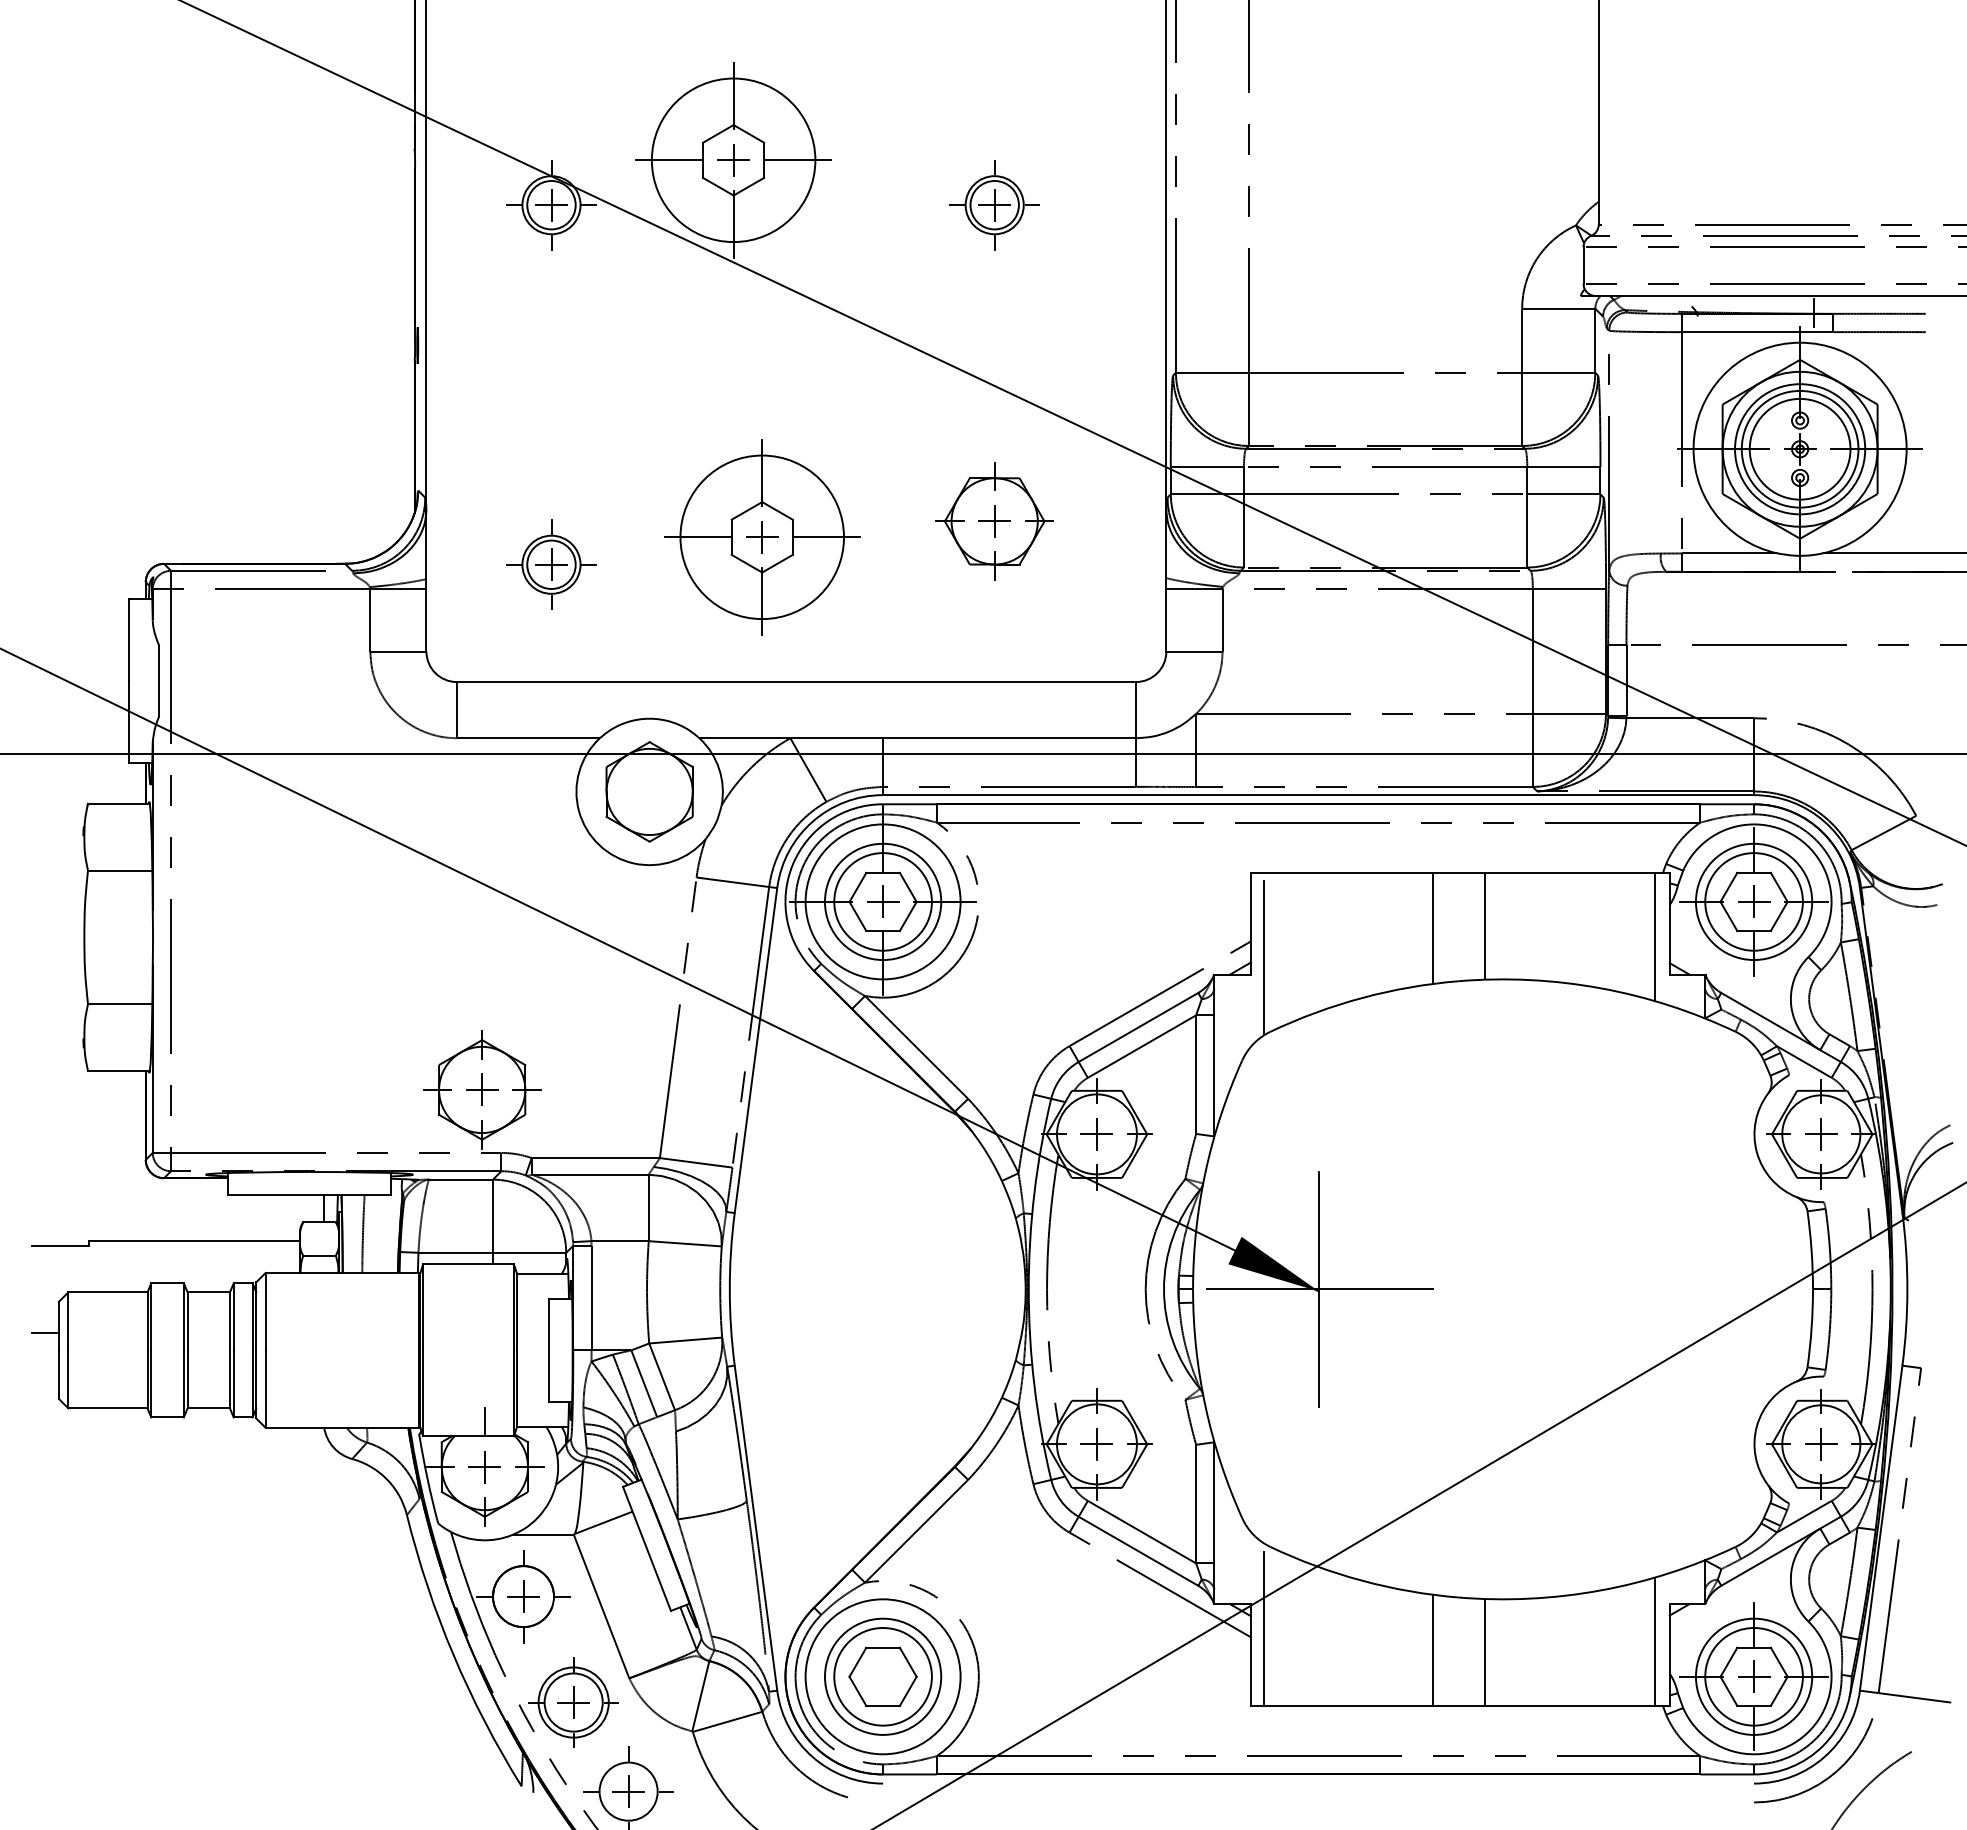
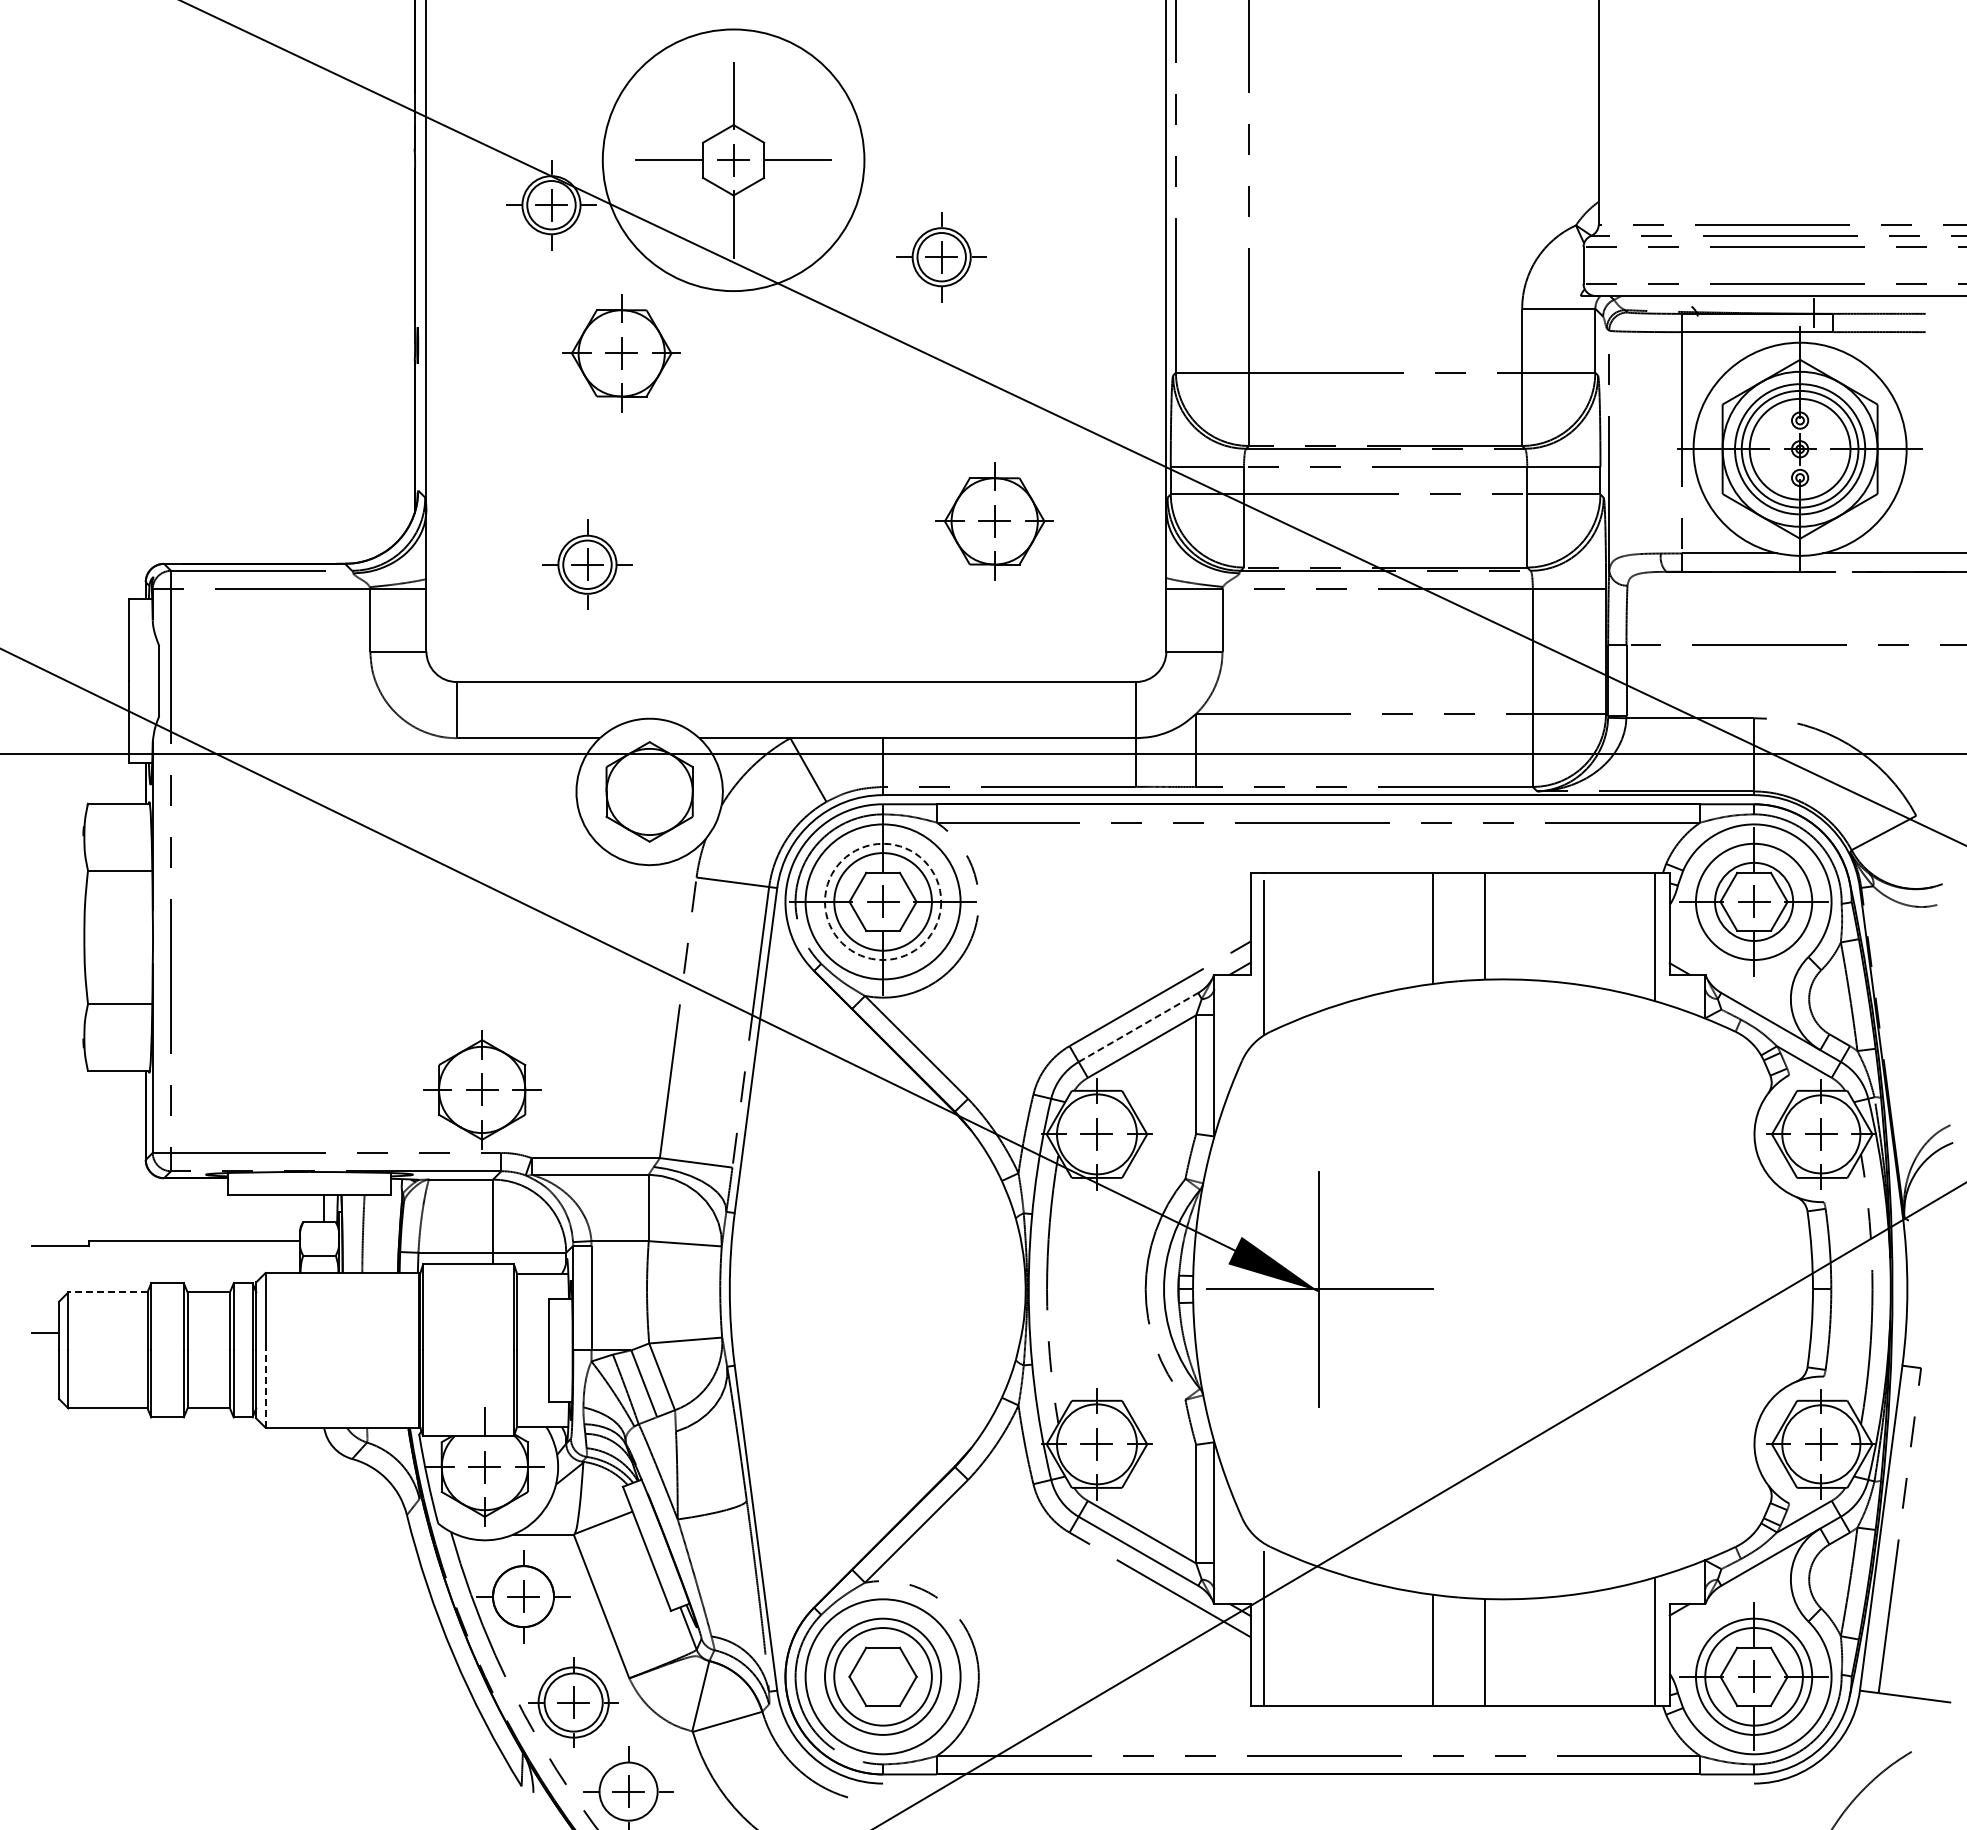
circle diameter: 164 px -> 262 px (733, 160)
part position: (994, 205) -> (941, 257) (941, 257)
part: none -> present (621, 353)
part: present -> none (762, 537)
part position: (551, 564) -> (587, 564) (587, 564)
circle: solid -> dashed (882, 901)
circle diameter: 98 px -> 78 px (1754, 901)
line: solid -> dashed (1138, 1027)
line: solid -> dashed (107, 1292)
line: solid -> dashed (265, 1389)
arc: present -> none (1825, 1778)
